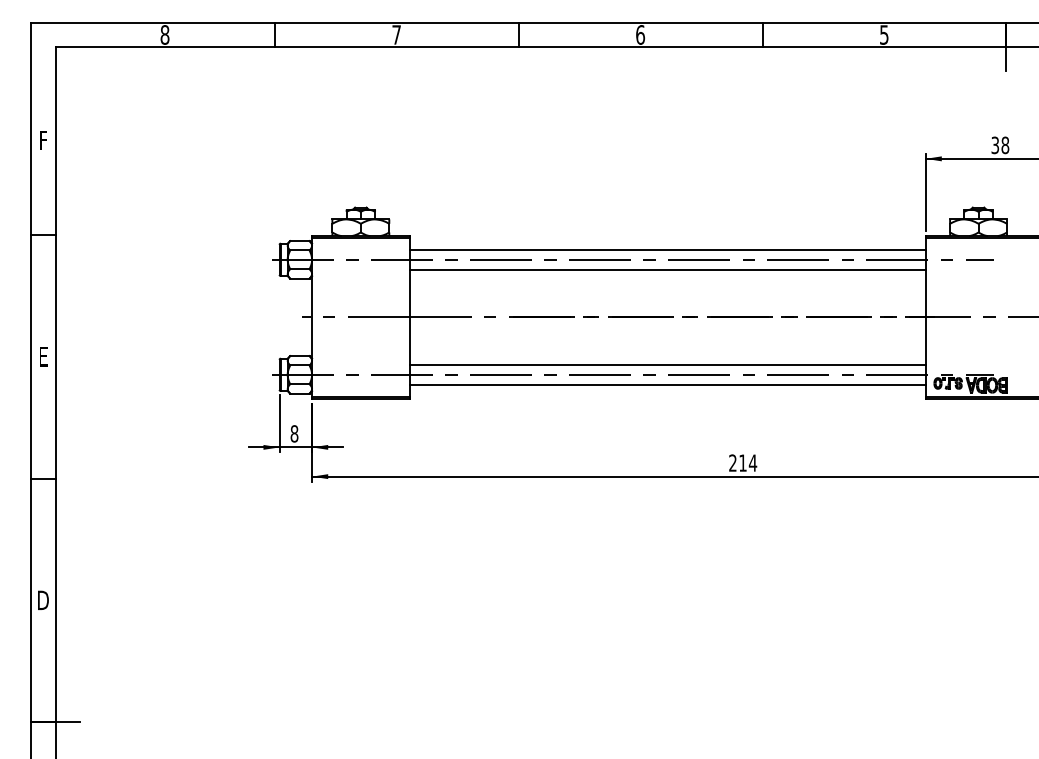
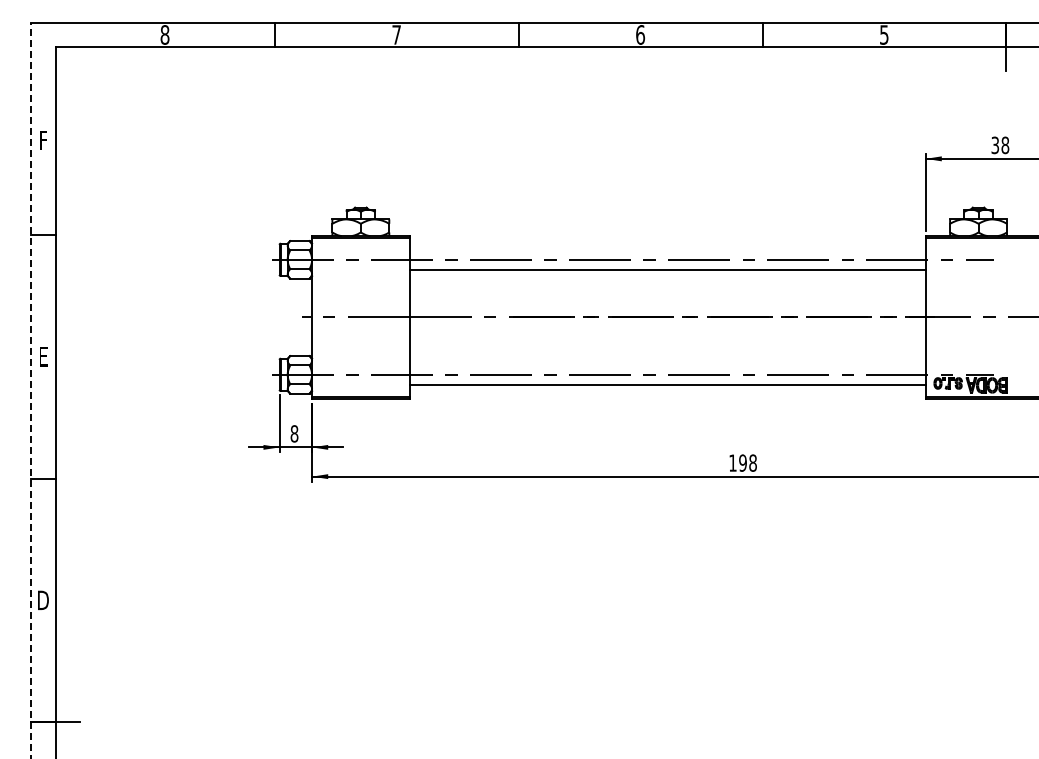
line: present -> none (667, 249)
line: present -> none (667, 364)
line: solid -> dashed (31, 390)
text: 214 -> 198 (743, 462)
